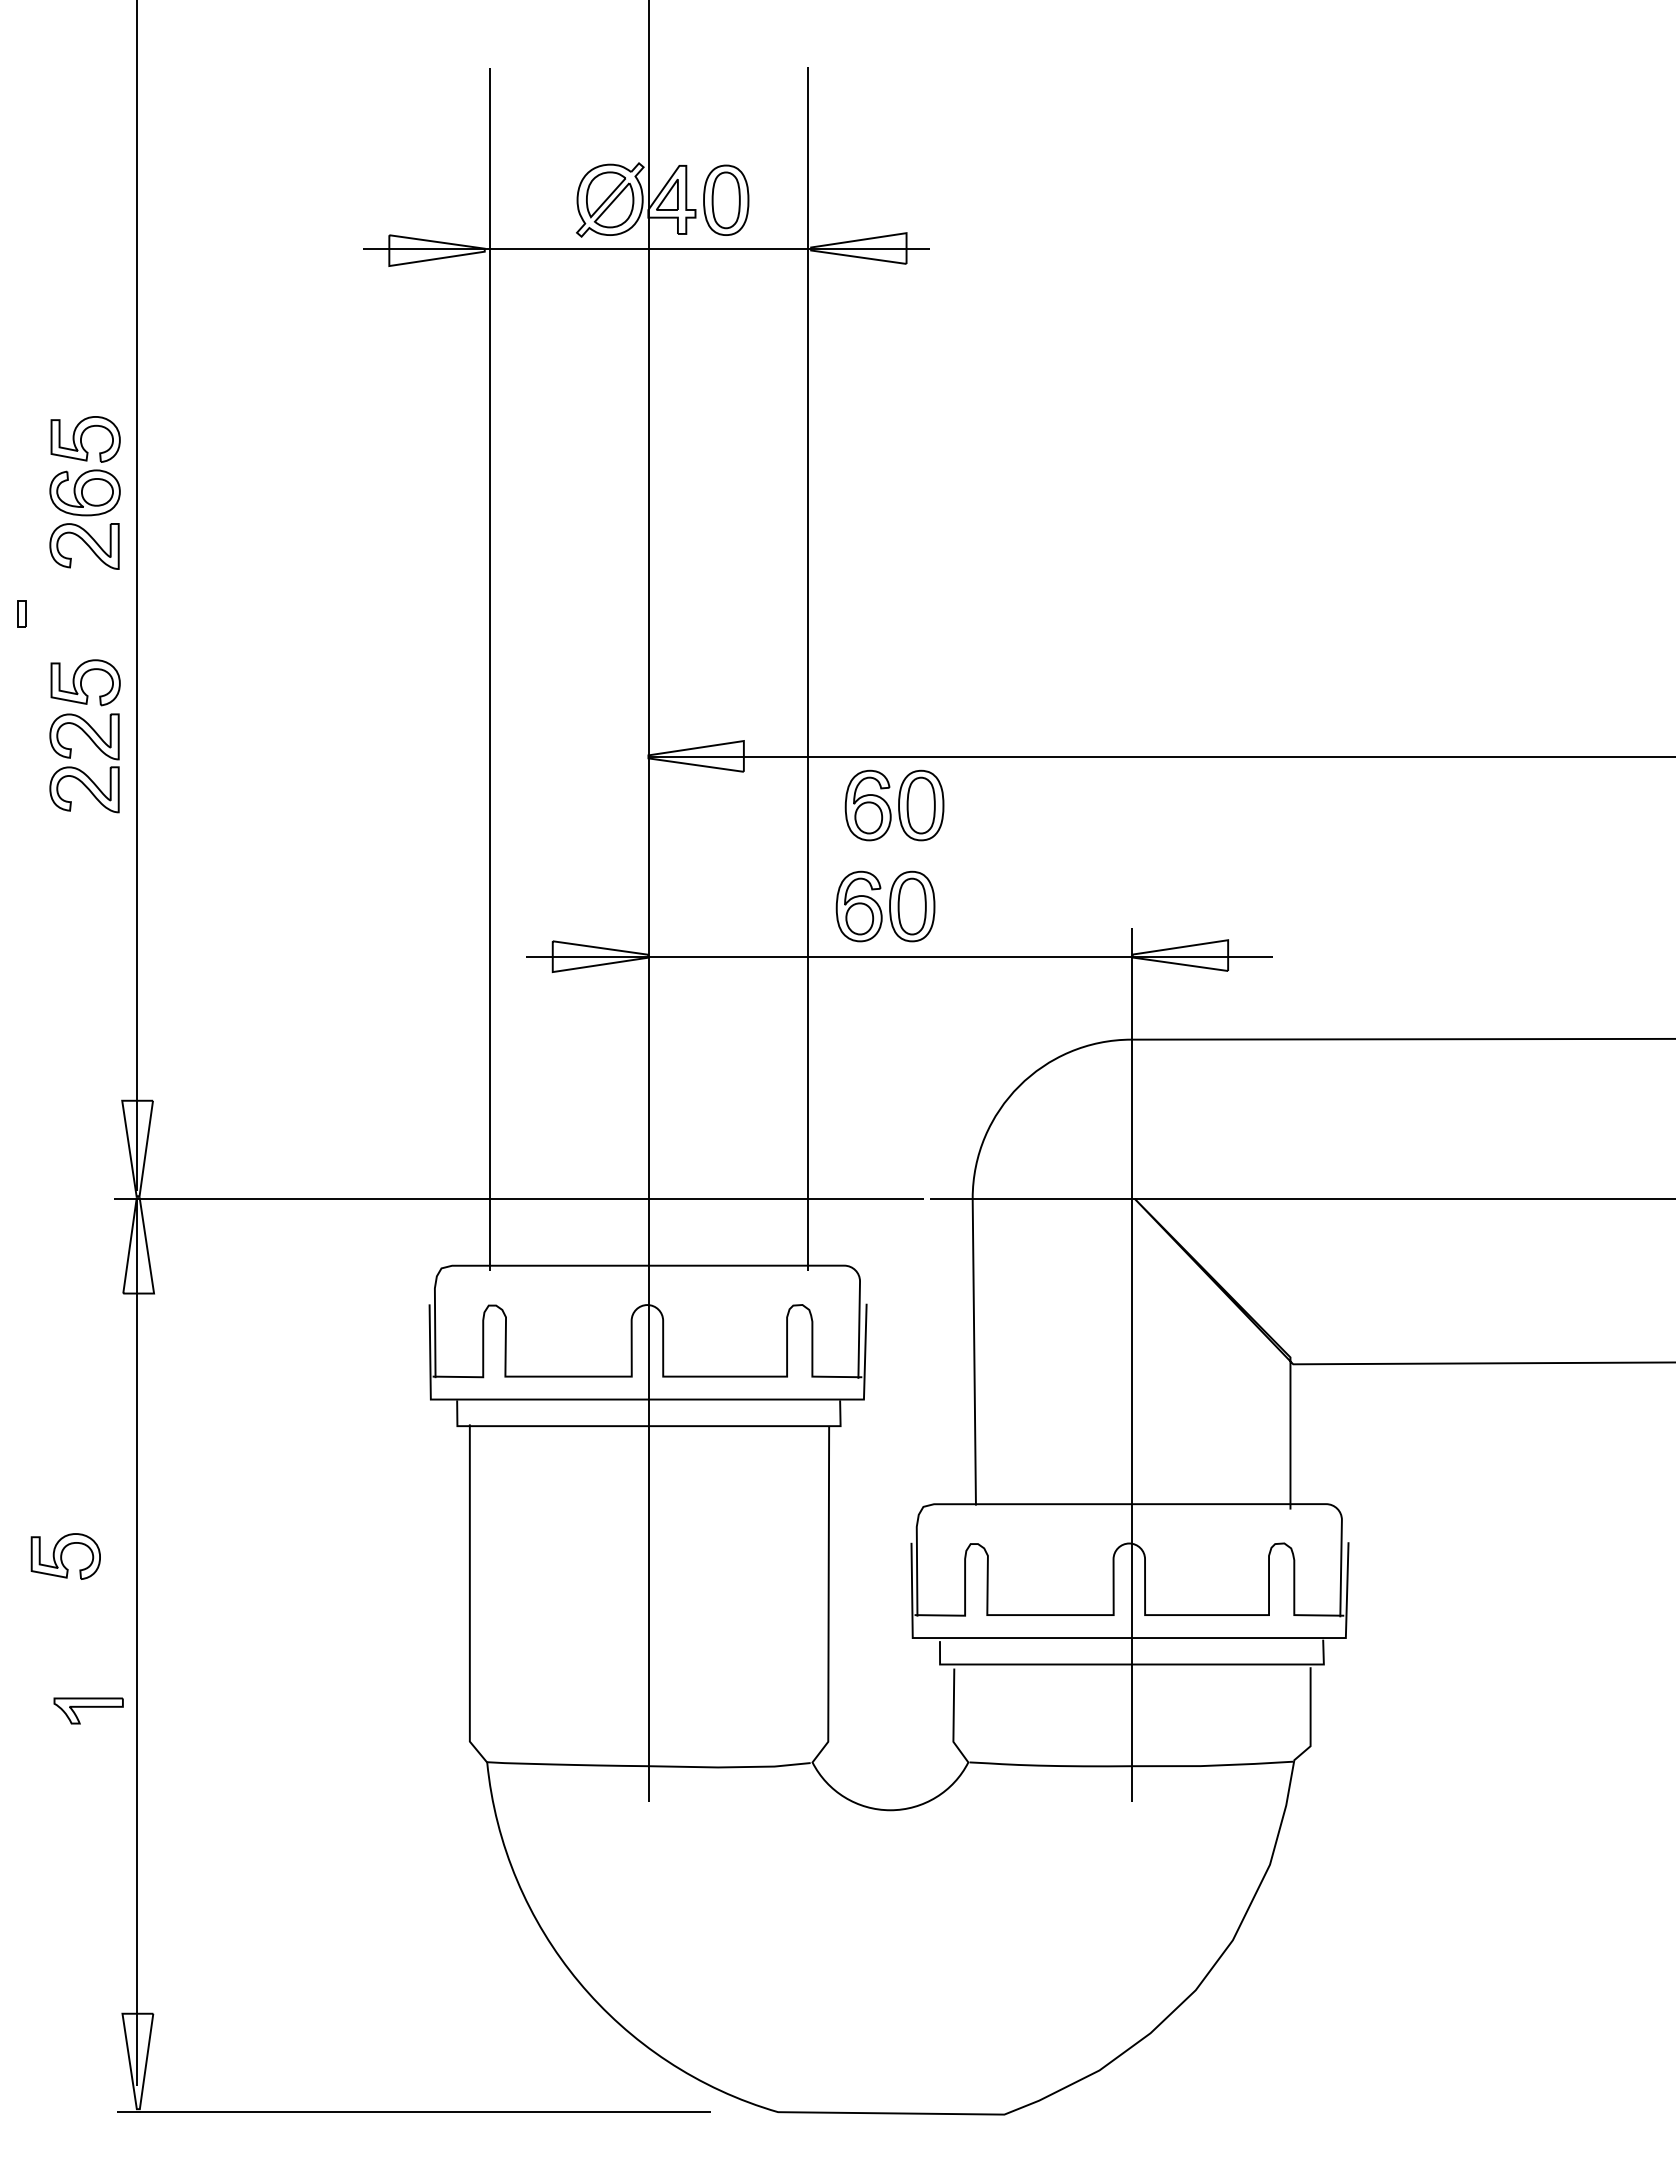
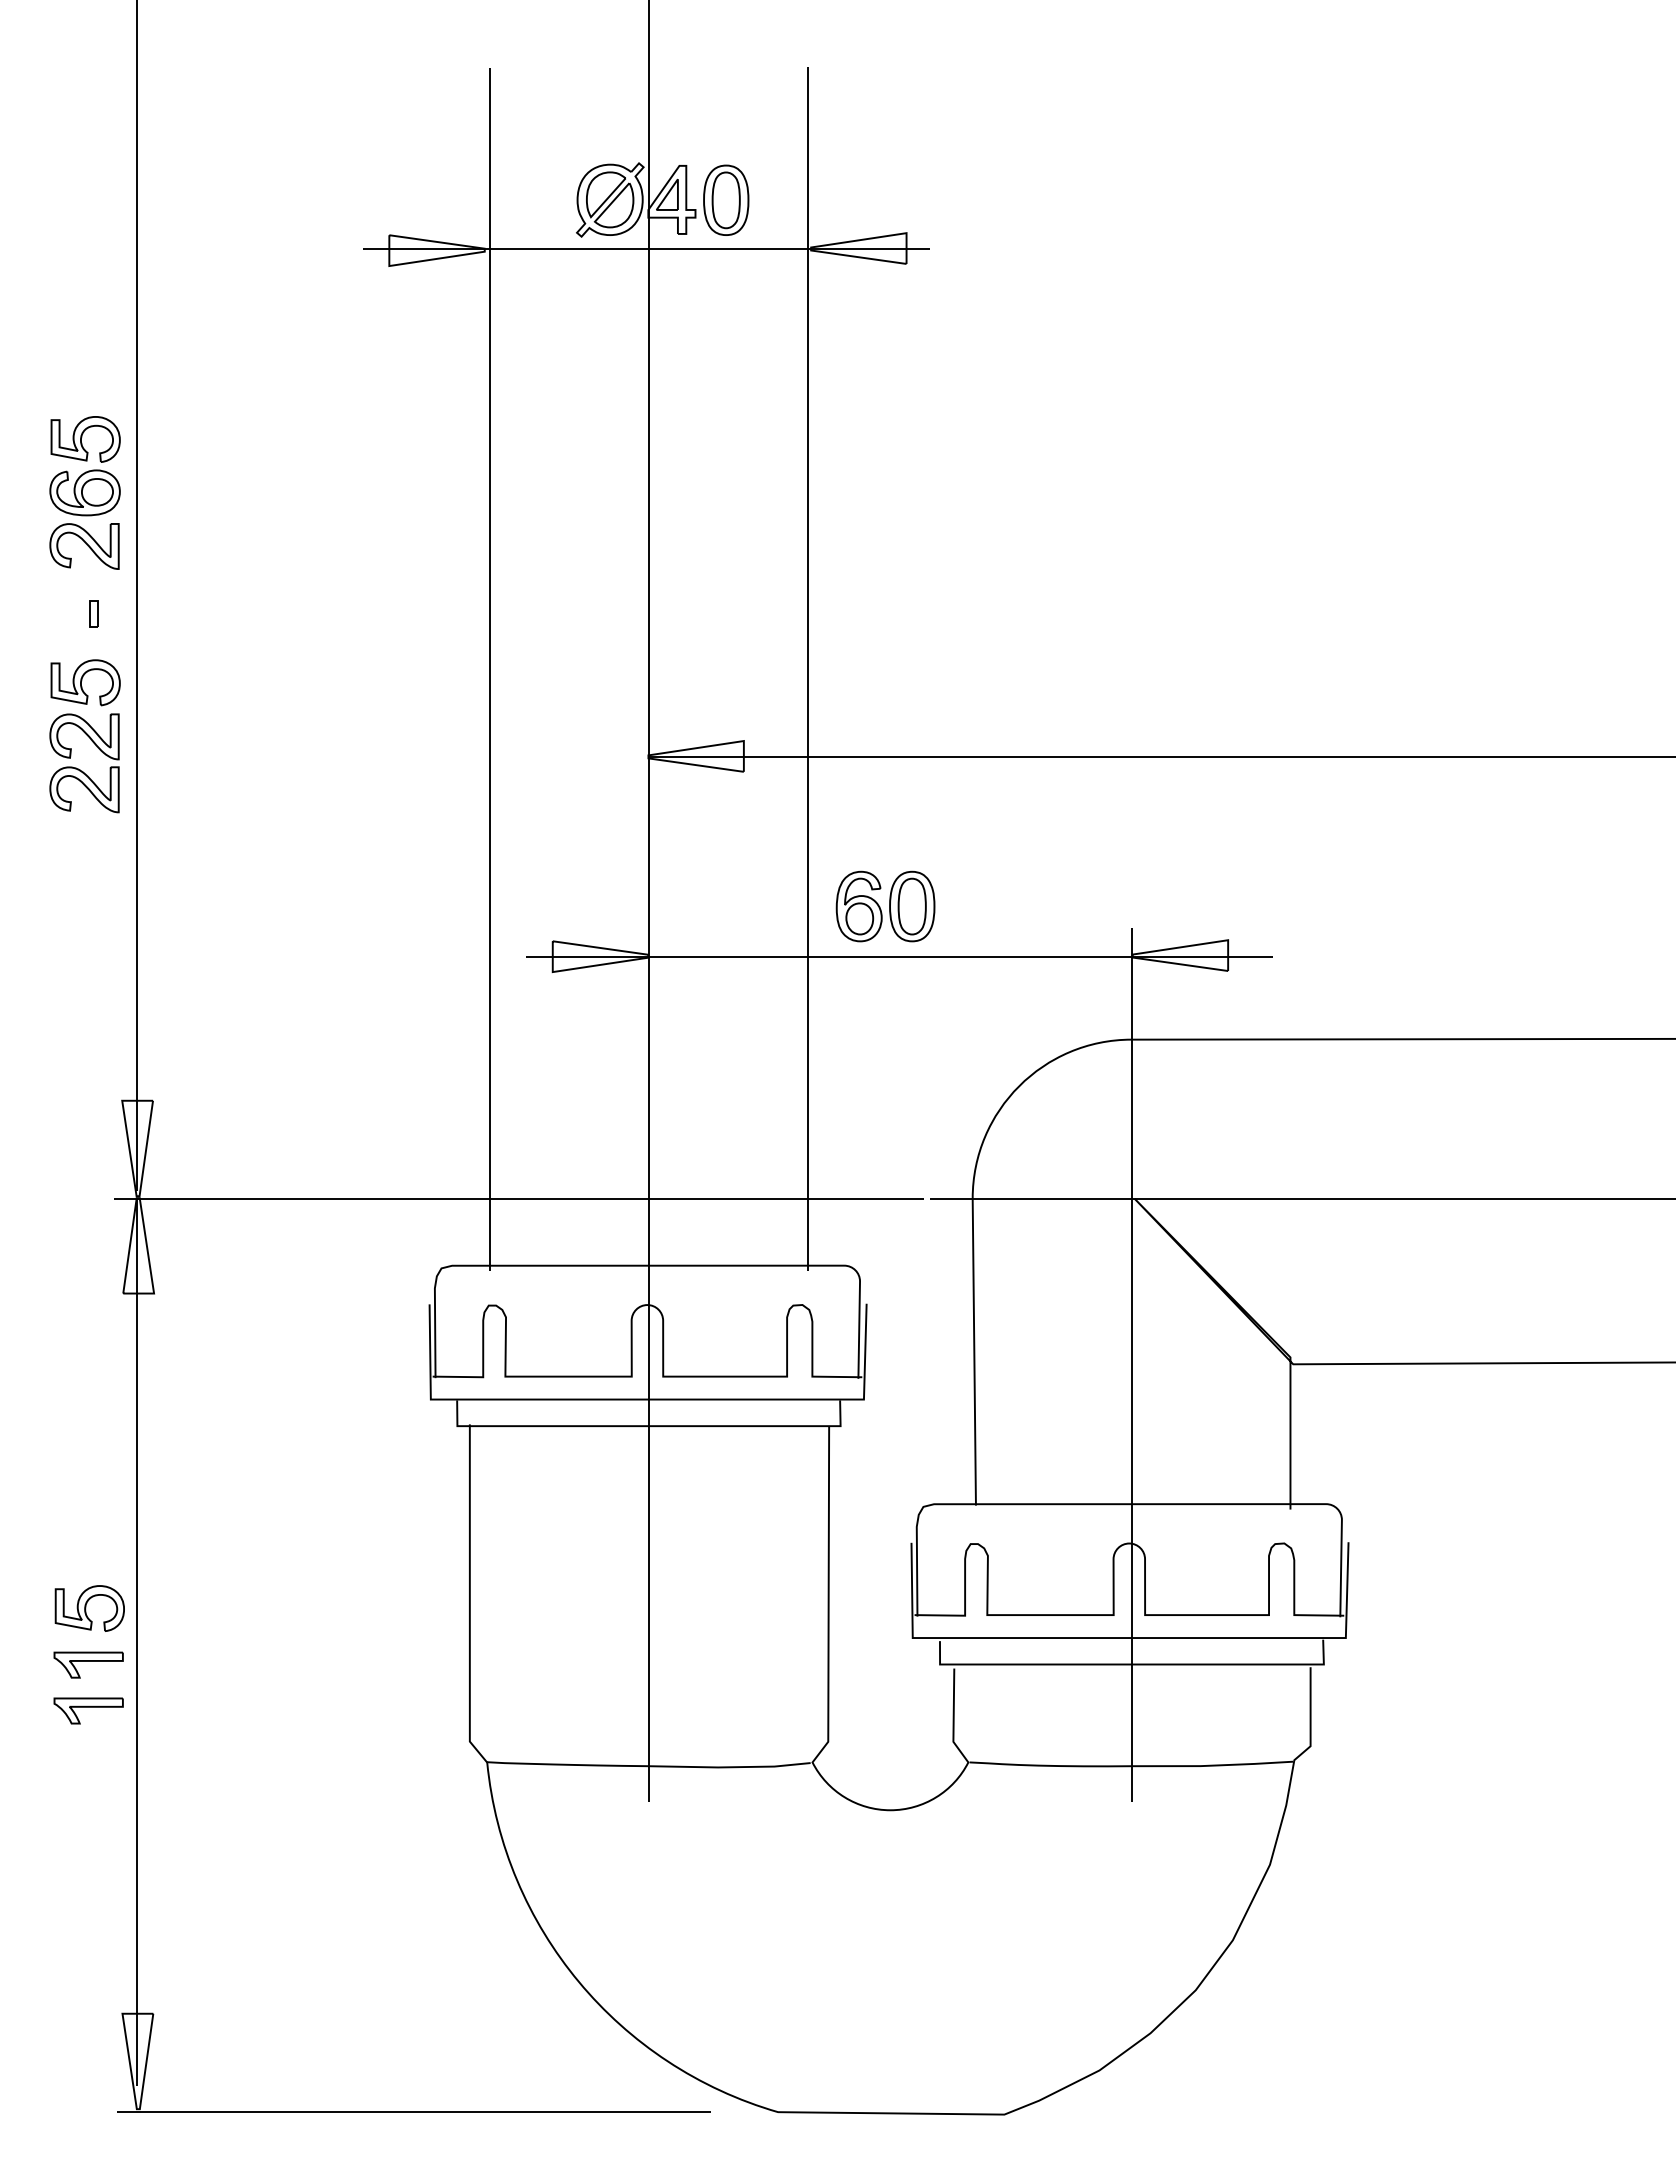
part position: (21, 613) -> (93, 613) (93, 613)
part: present -> none (894, 805)
part position: (65, 1556) -> (89, 1608) (89, 1608)
part: none -> present (88, 1664)
